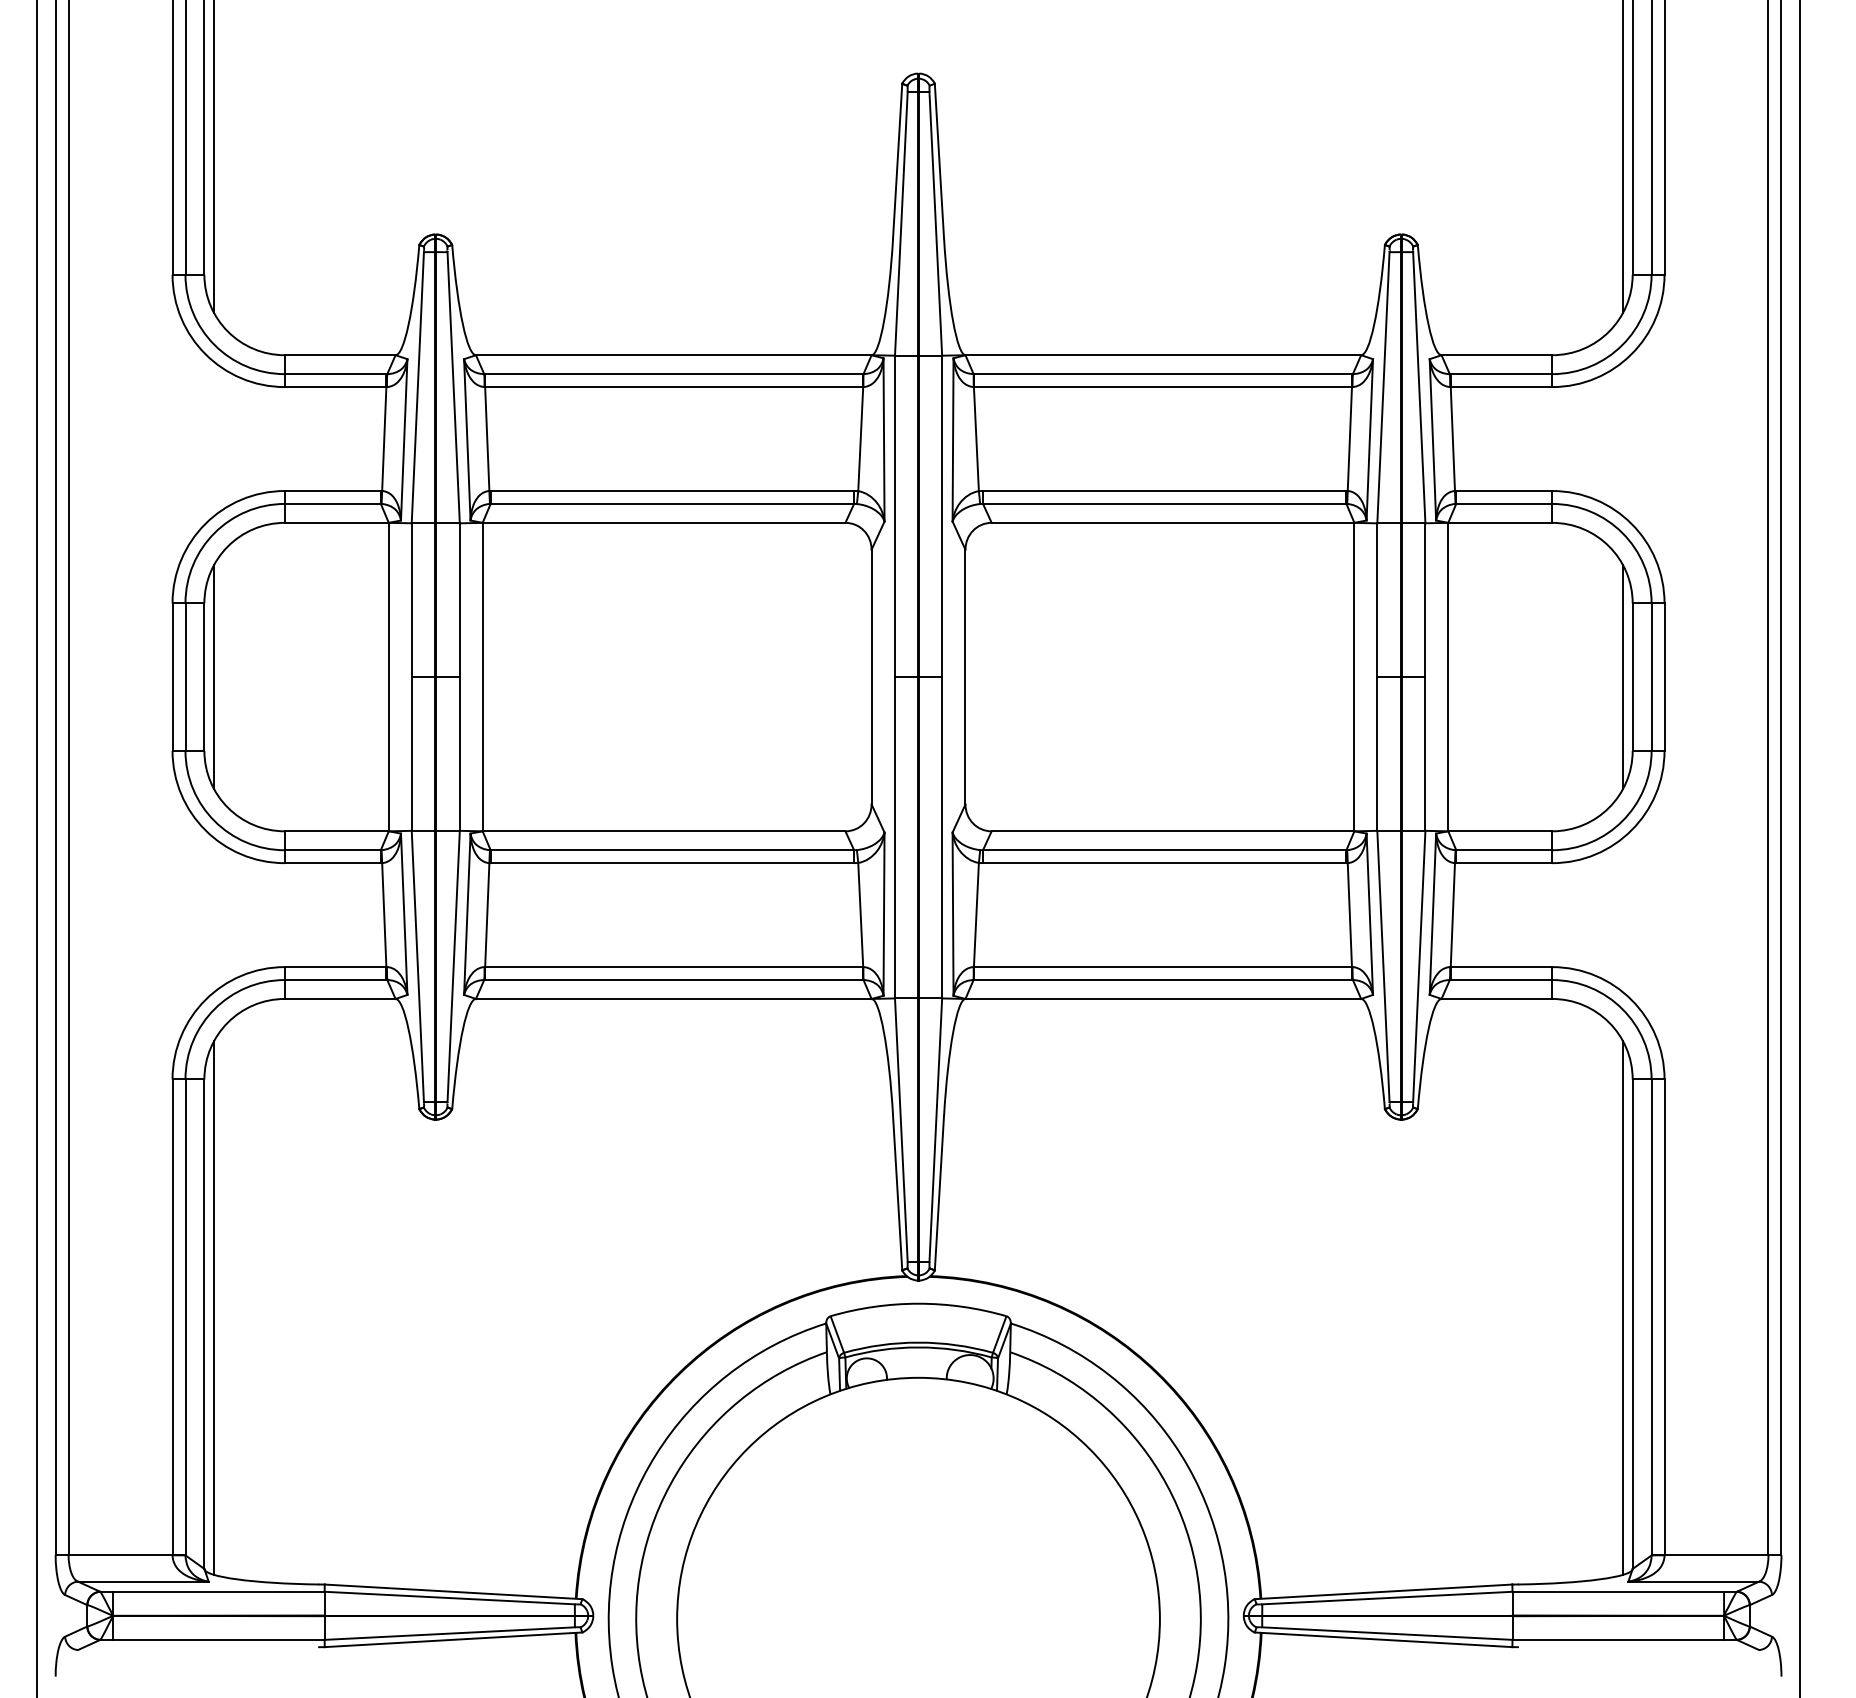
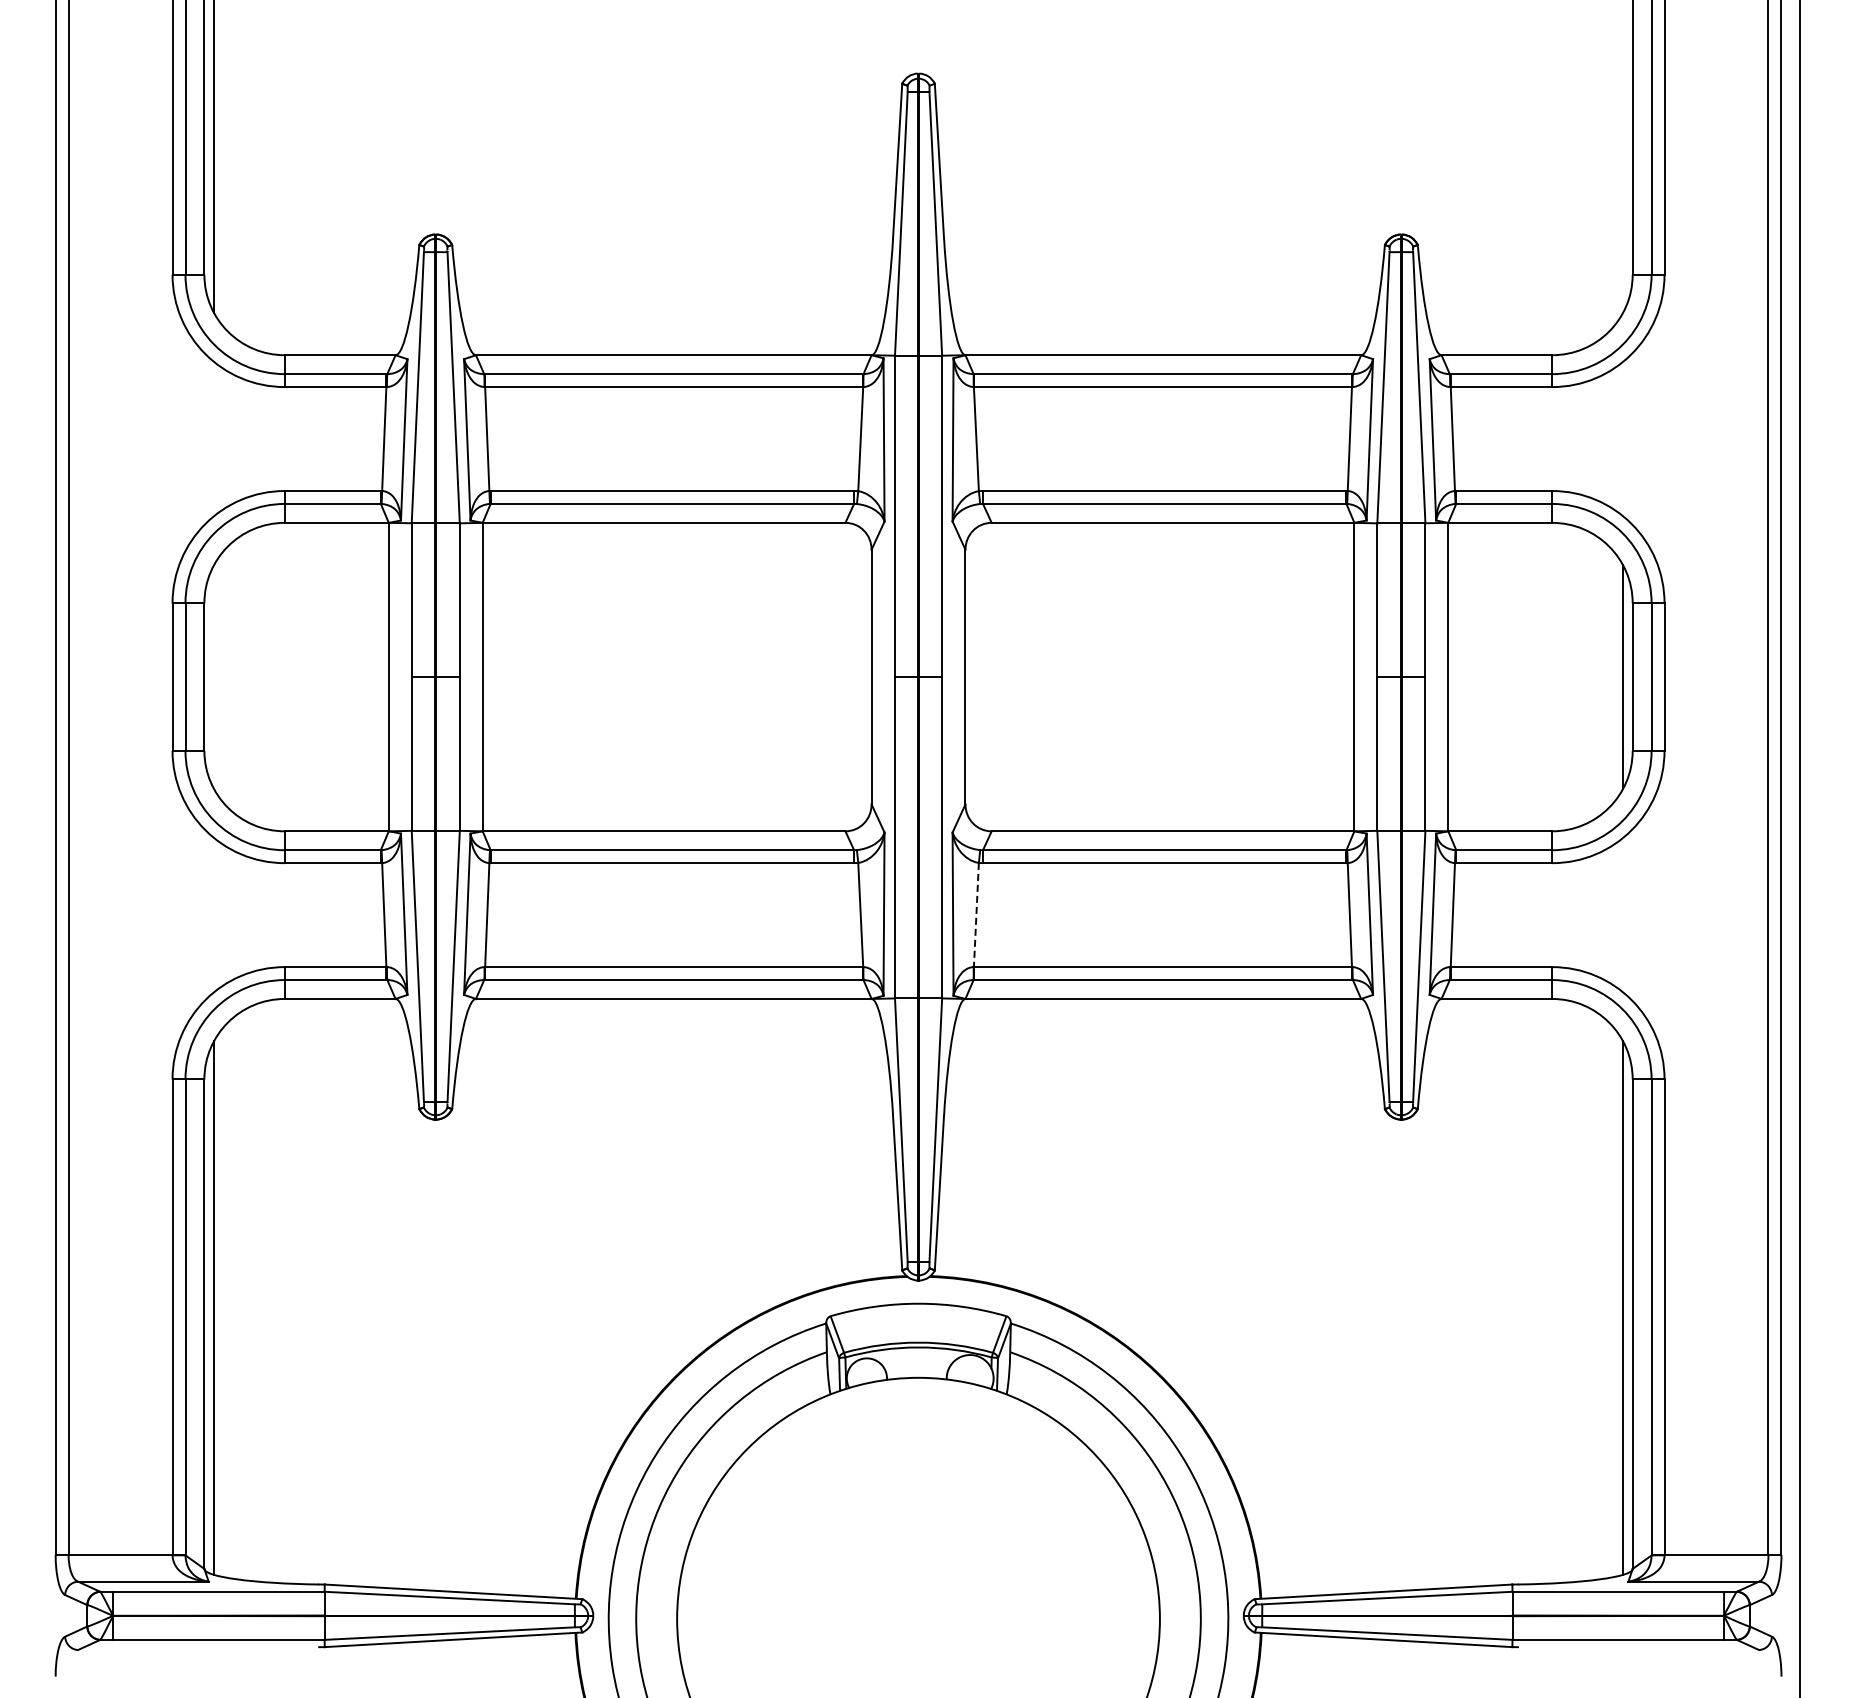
line: present -> none (1622, 157)
line: present -> none (214, 677)
line: present -> none (36, 848)
line: solid -> dashed (976, 915)
